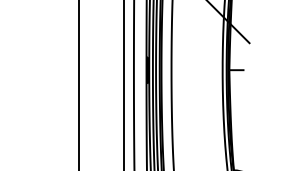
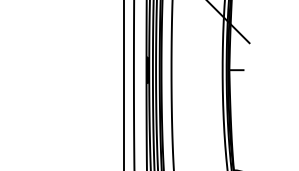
line: present -> none (79, 84)
